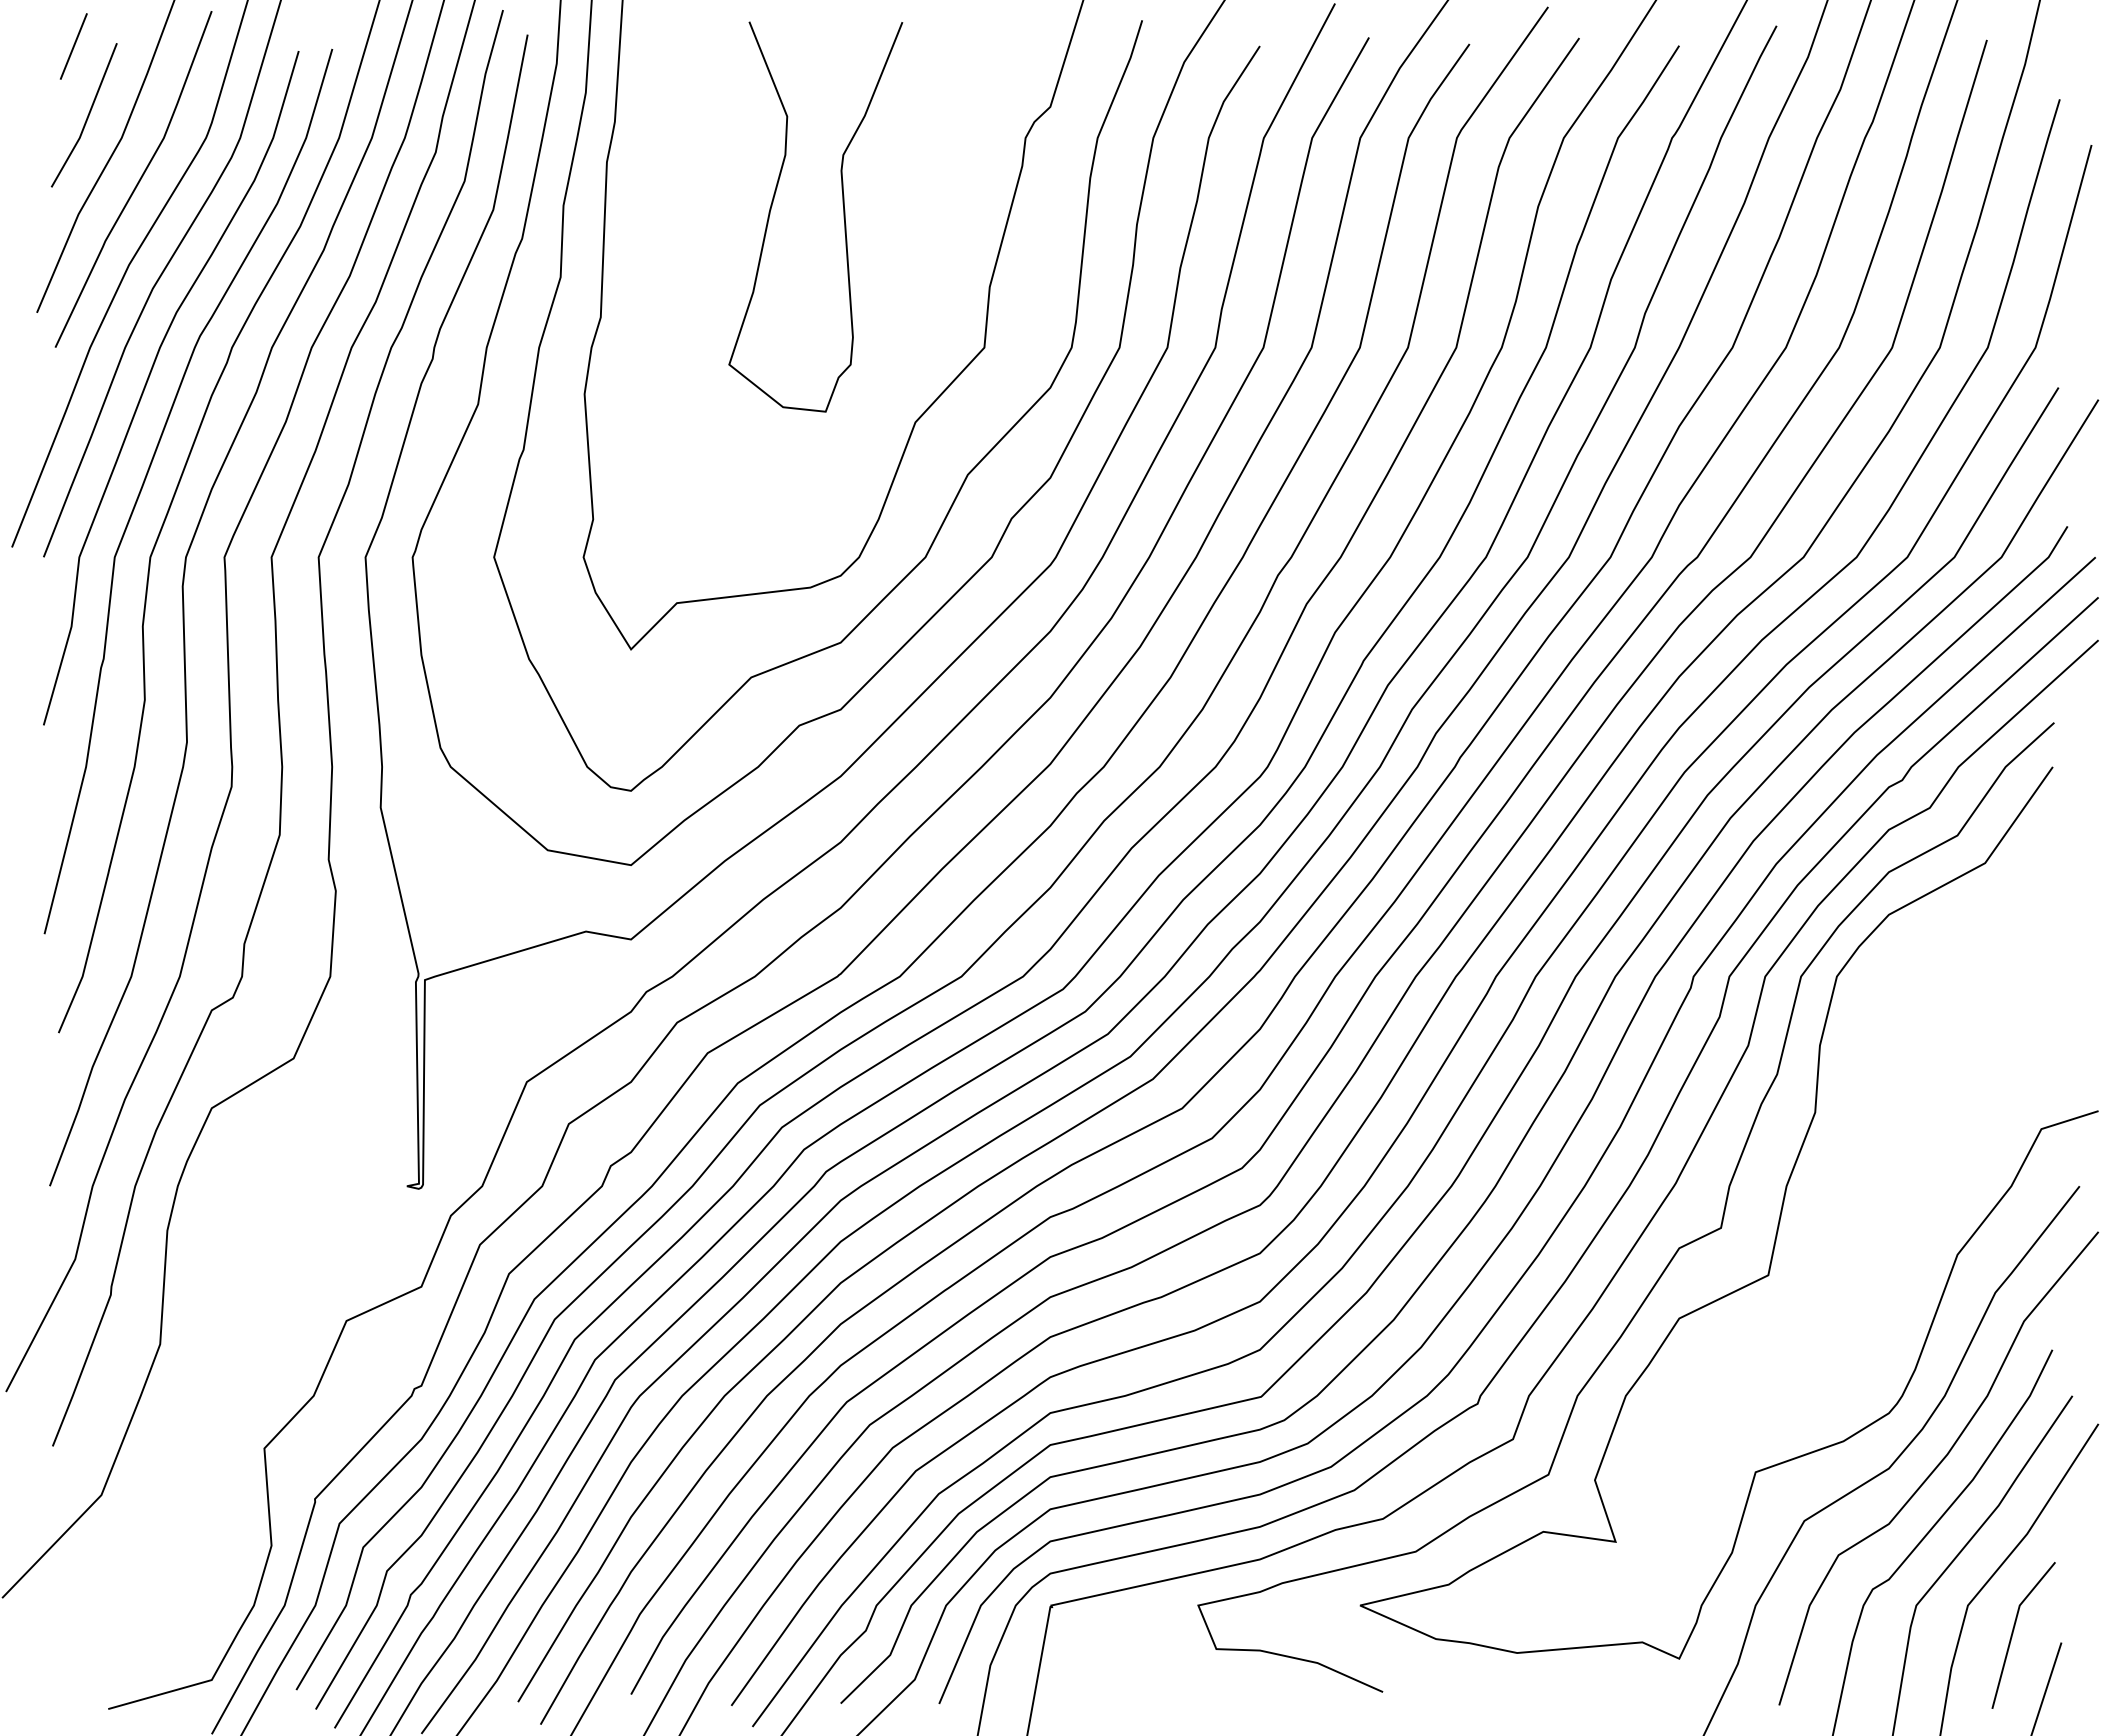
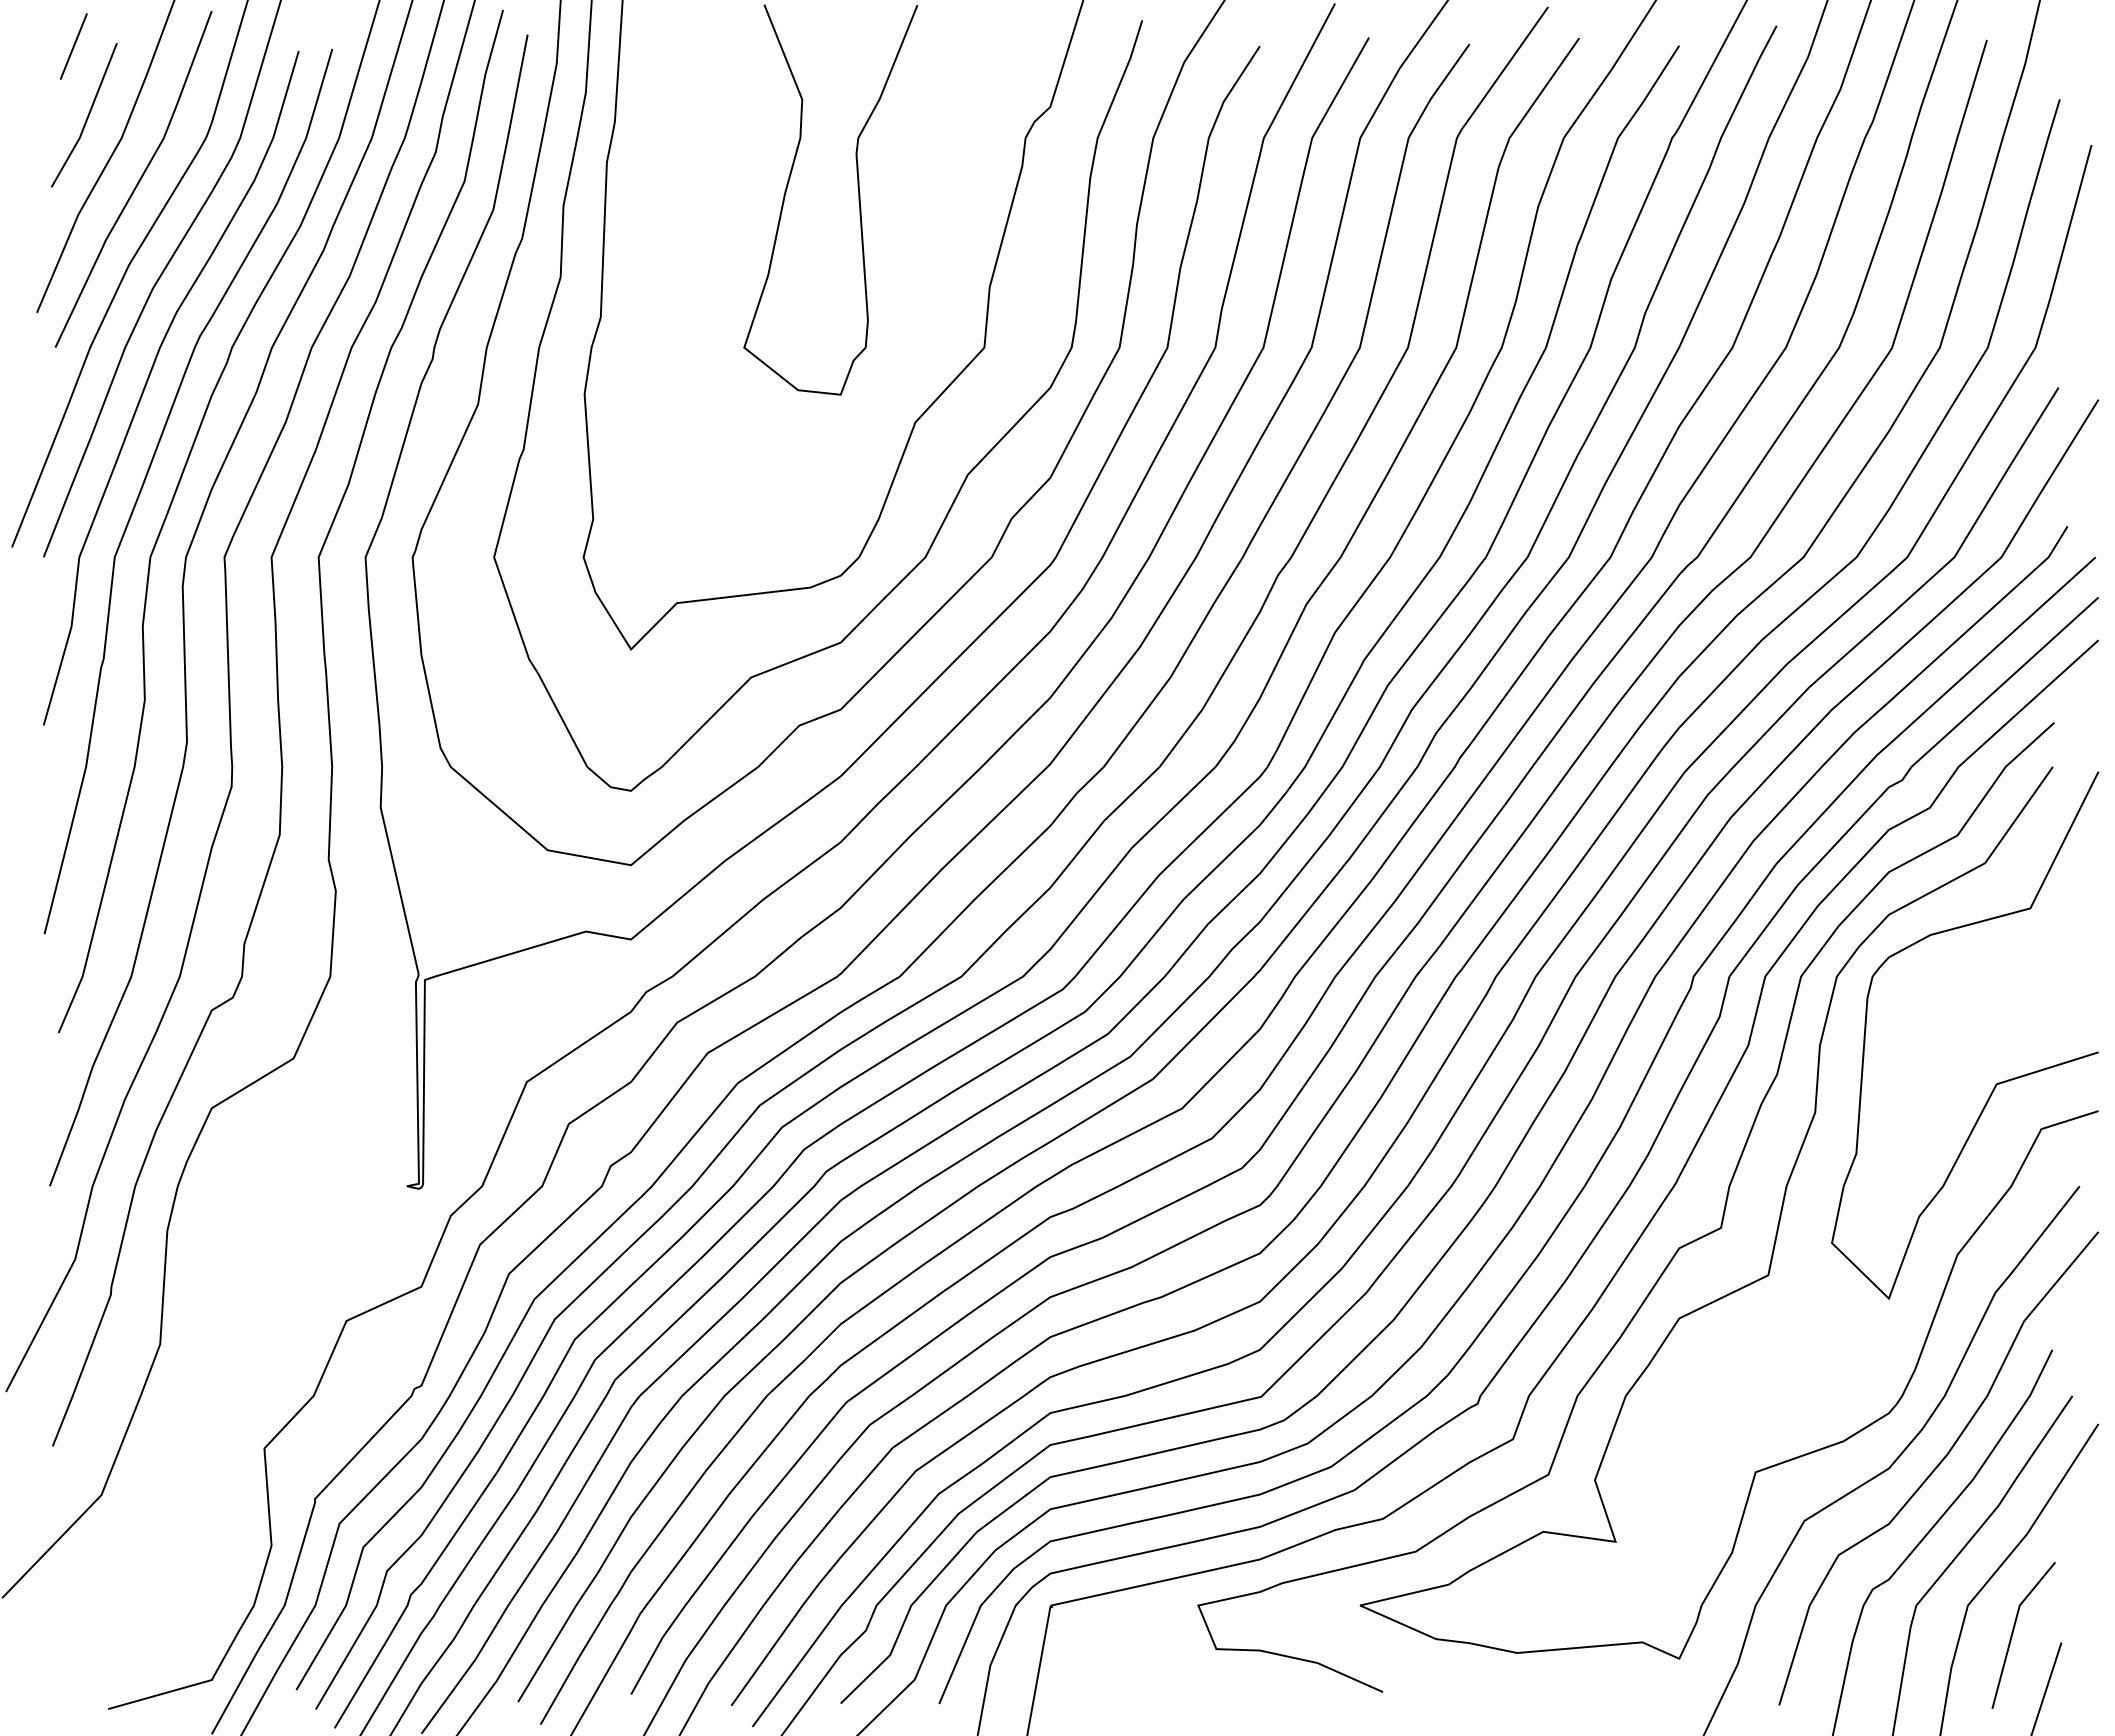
curve position: (843, 216) -> (858, 199) (858, 199)
curve: none -> present (1996, 1083)
